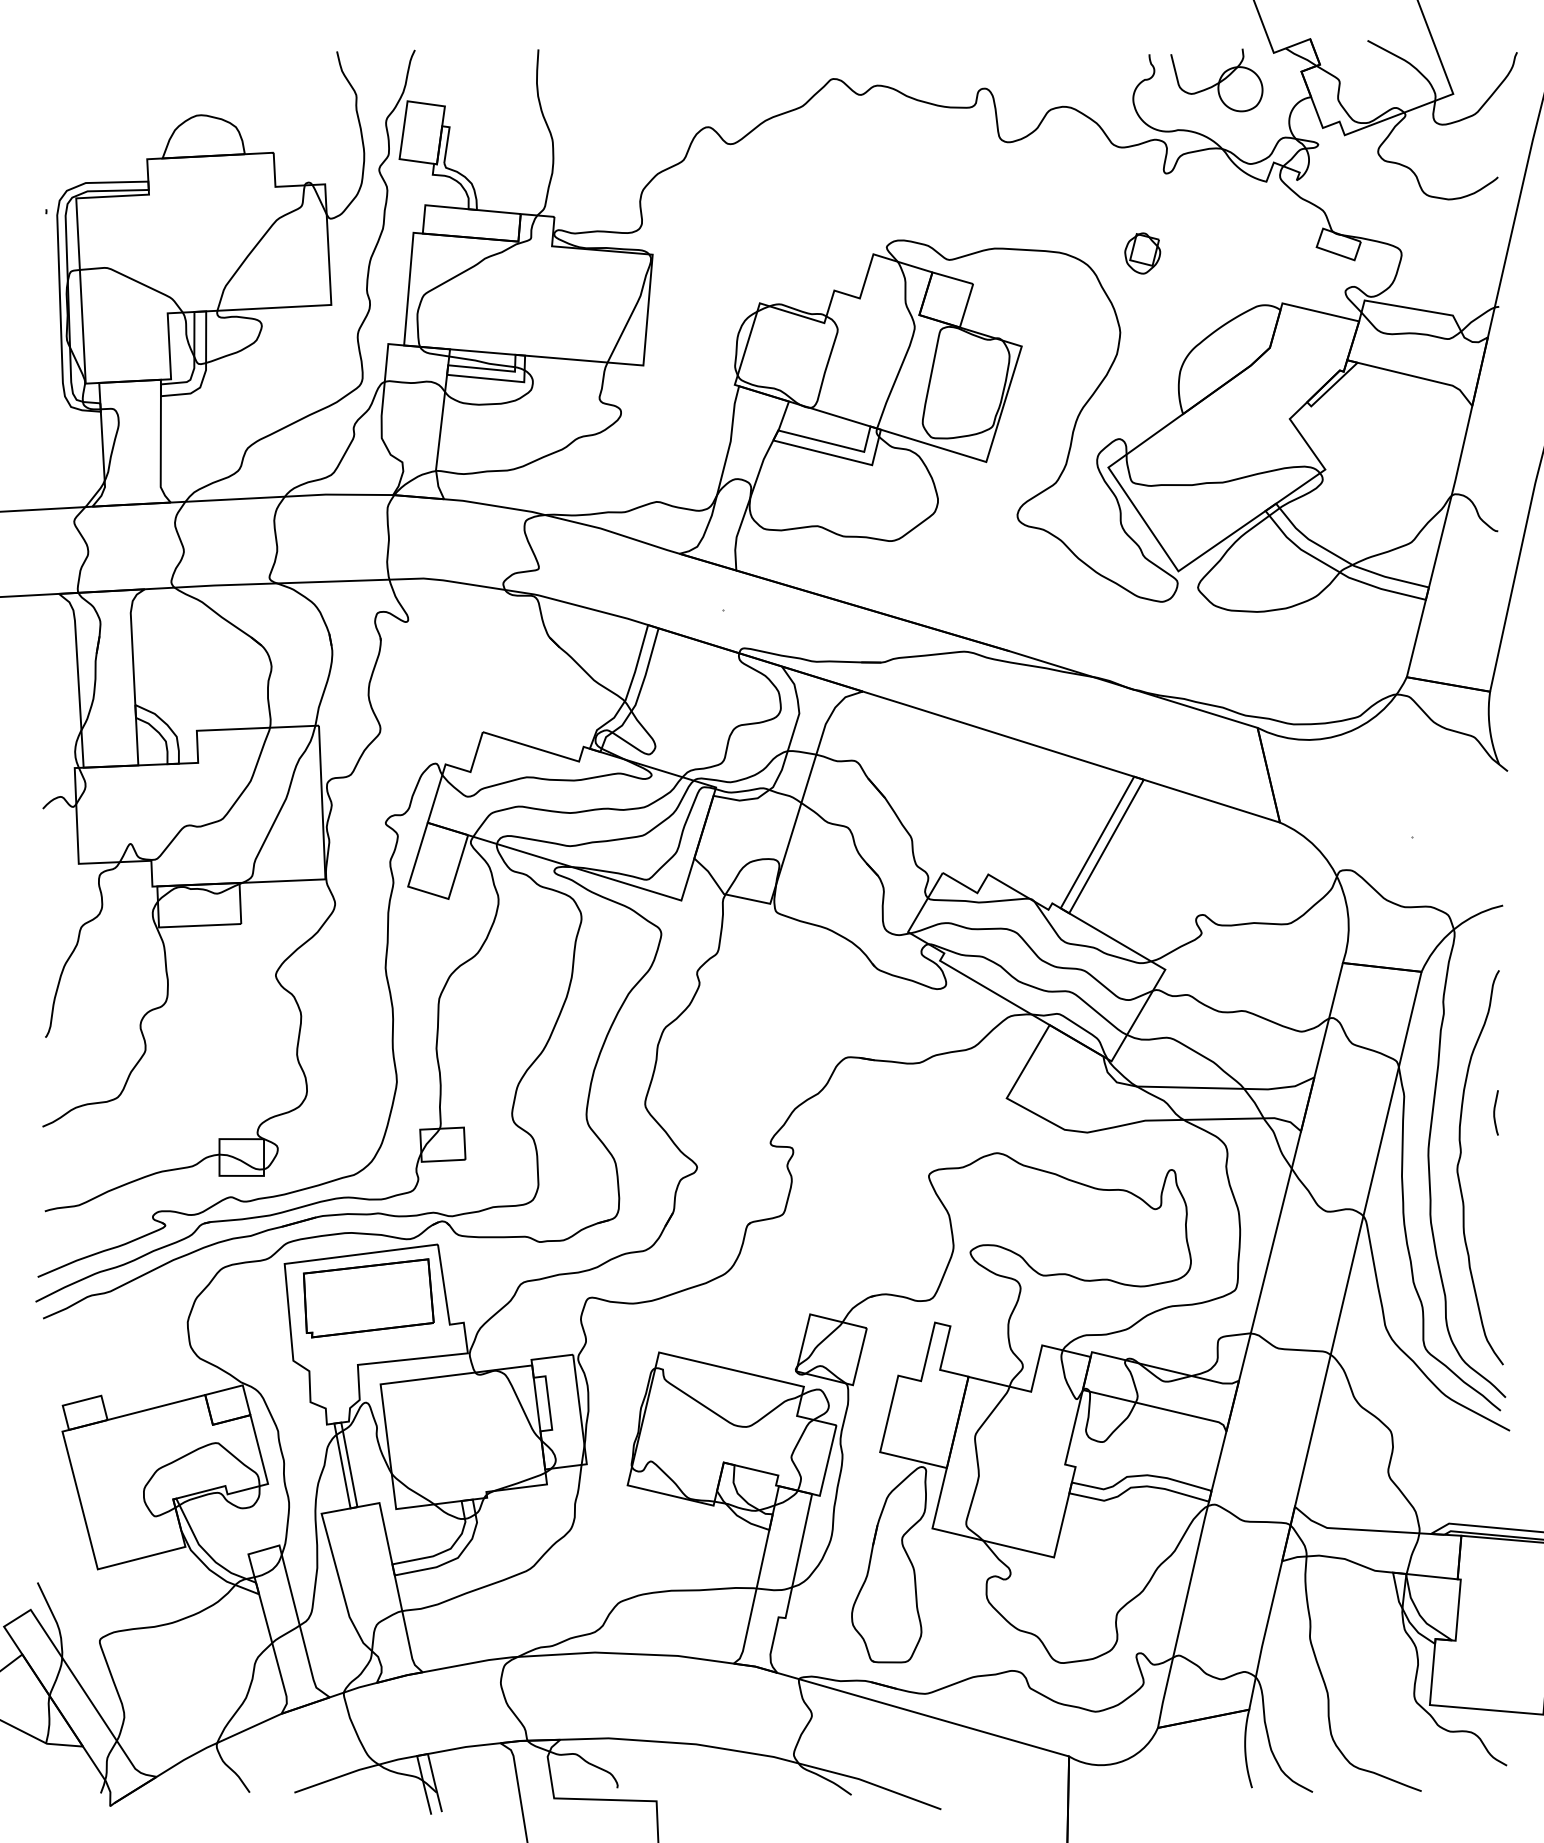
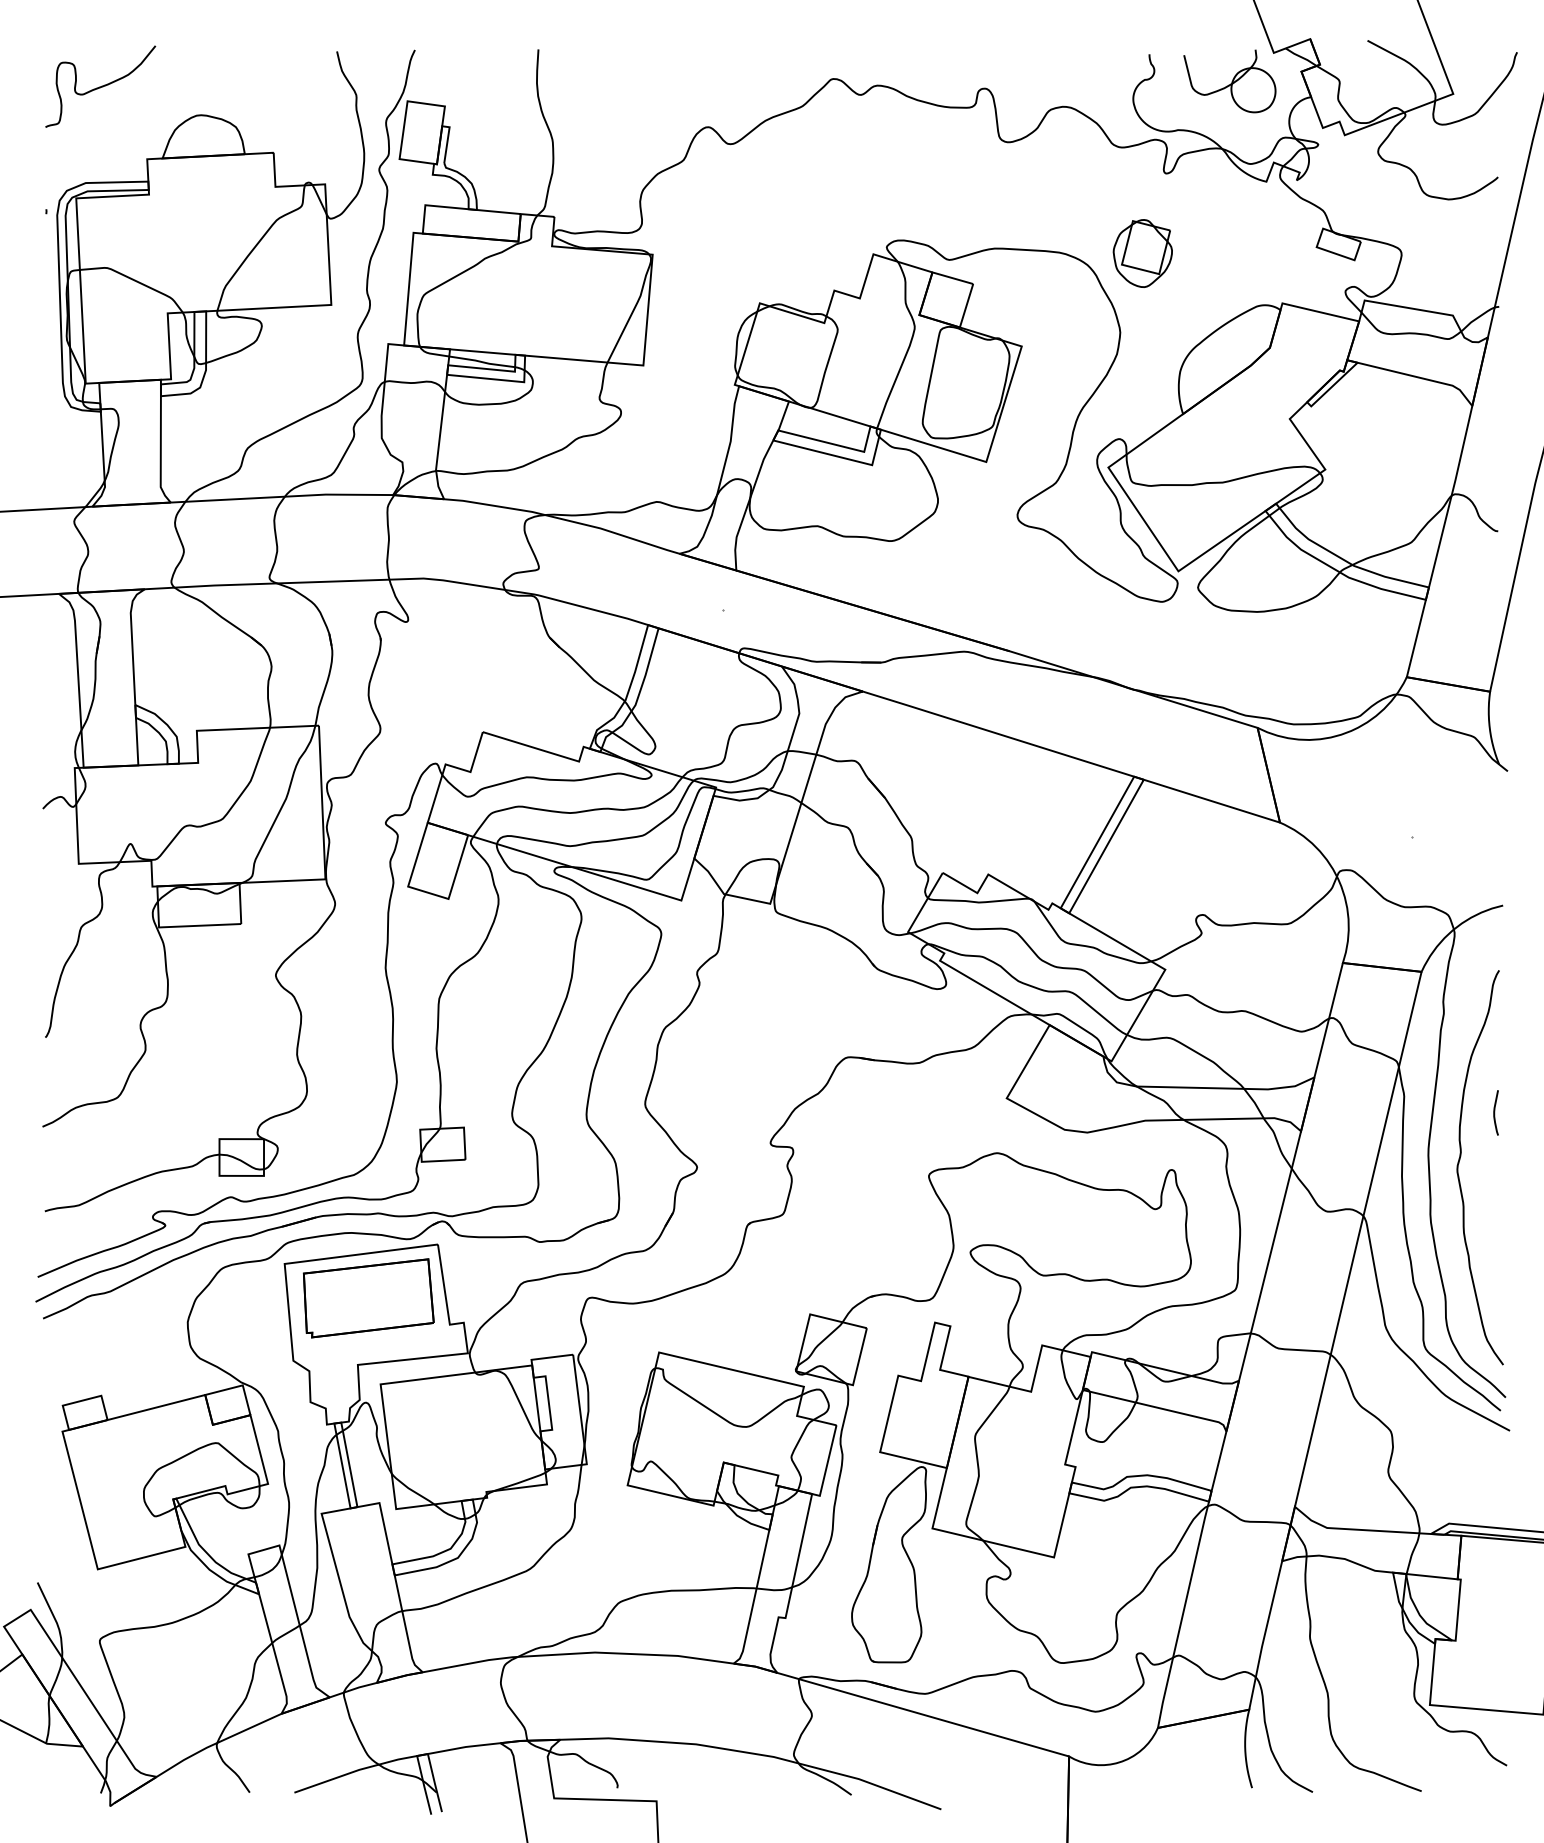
part position: (1216, 80) -> (1229, 81) (1229, 81)
curve: none -> present (100, 86)
part size: 38x43 px -> 61x69 px (1142, 253)
